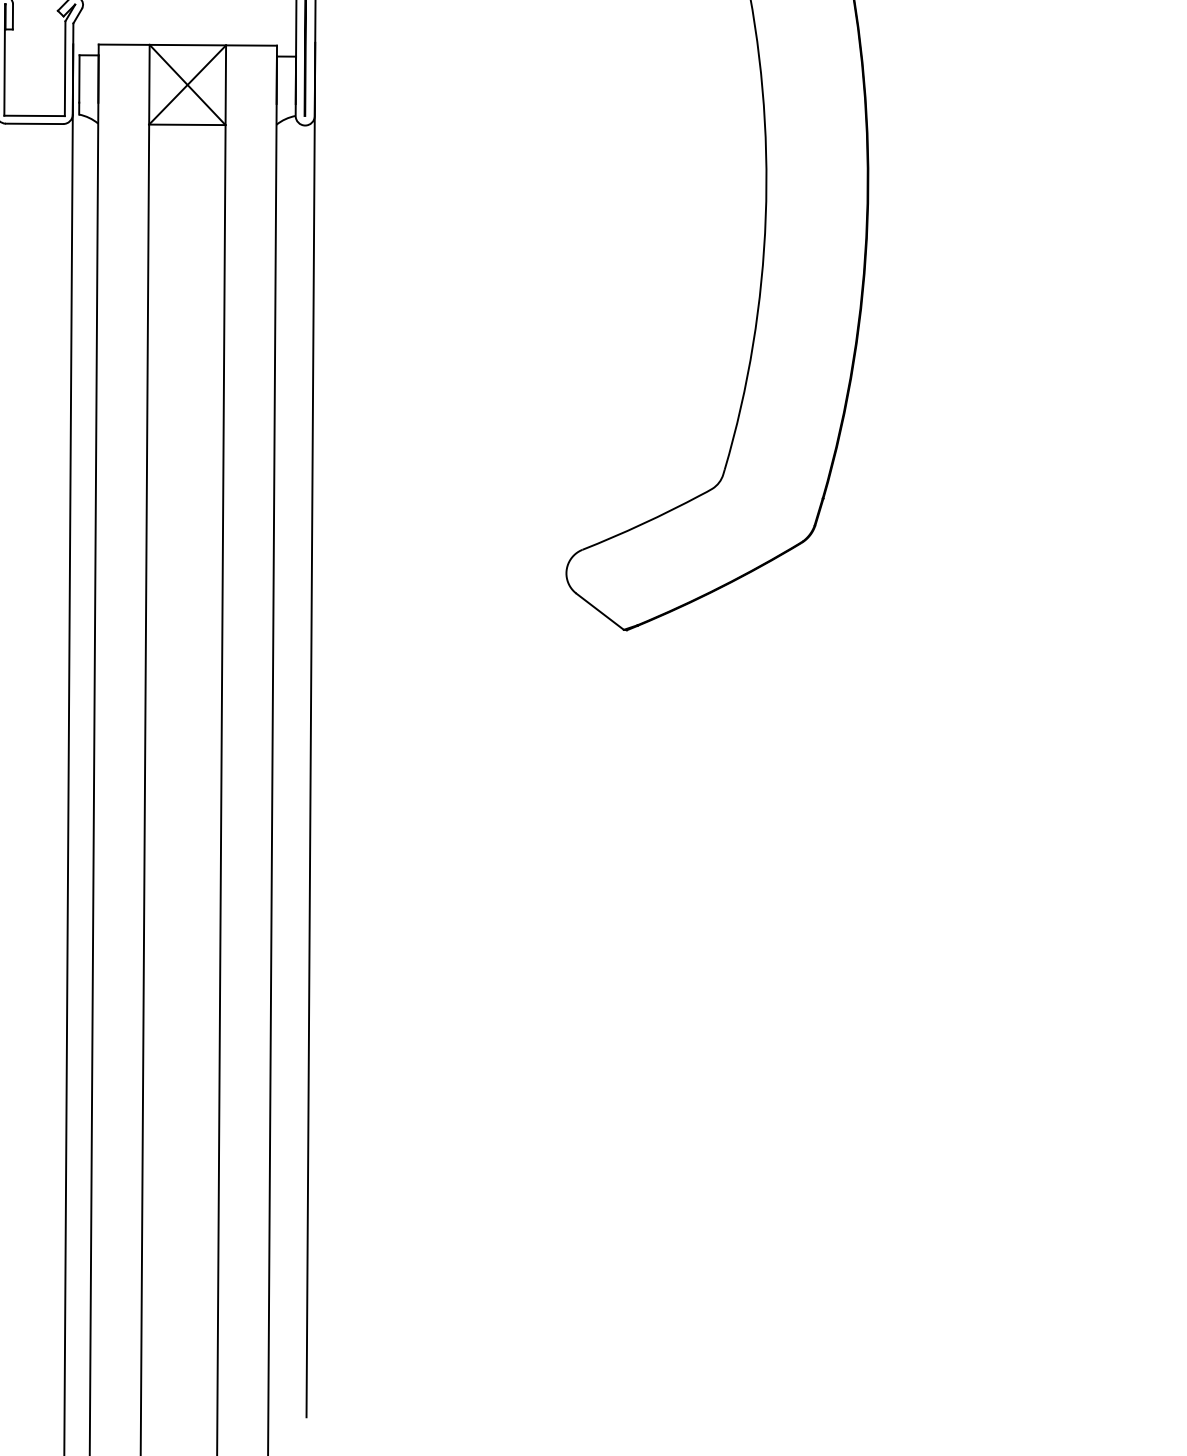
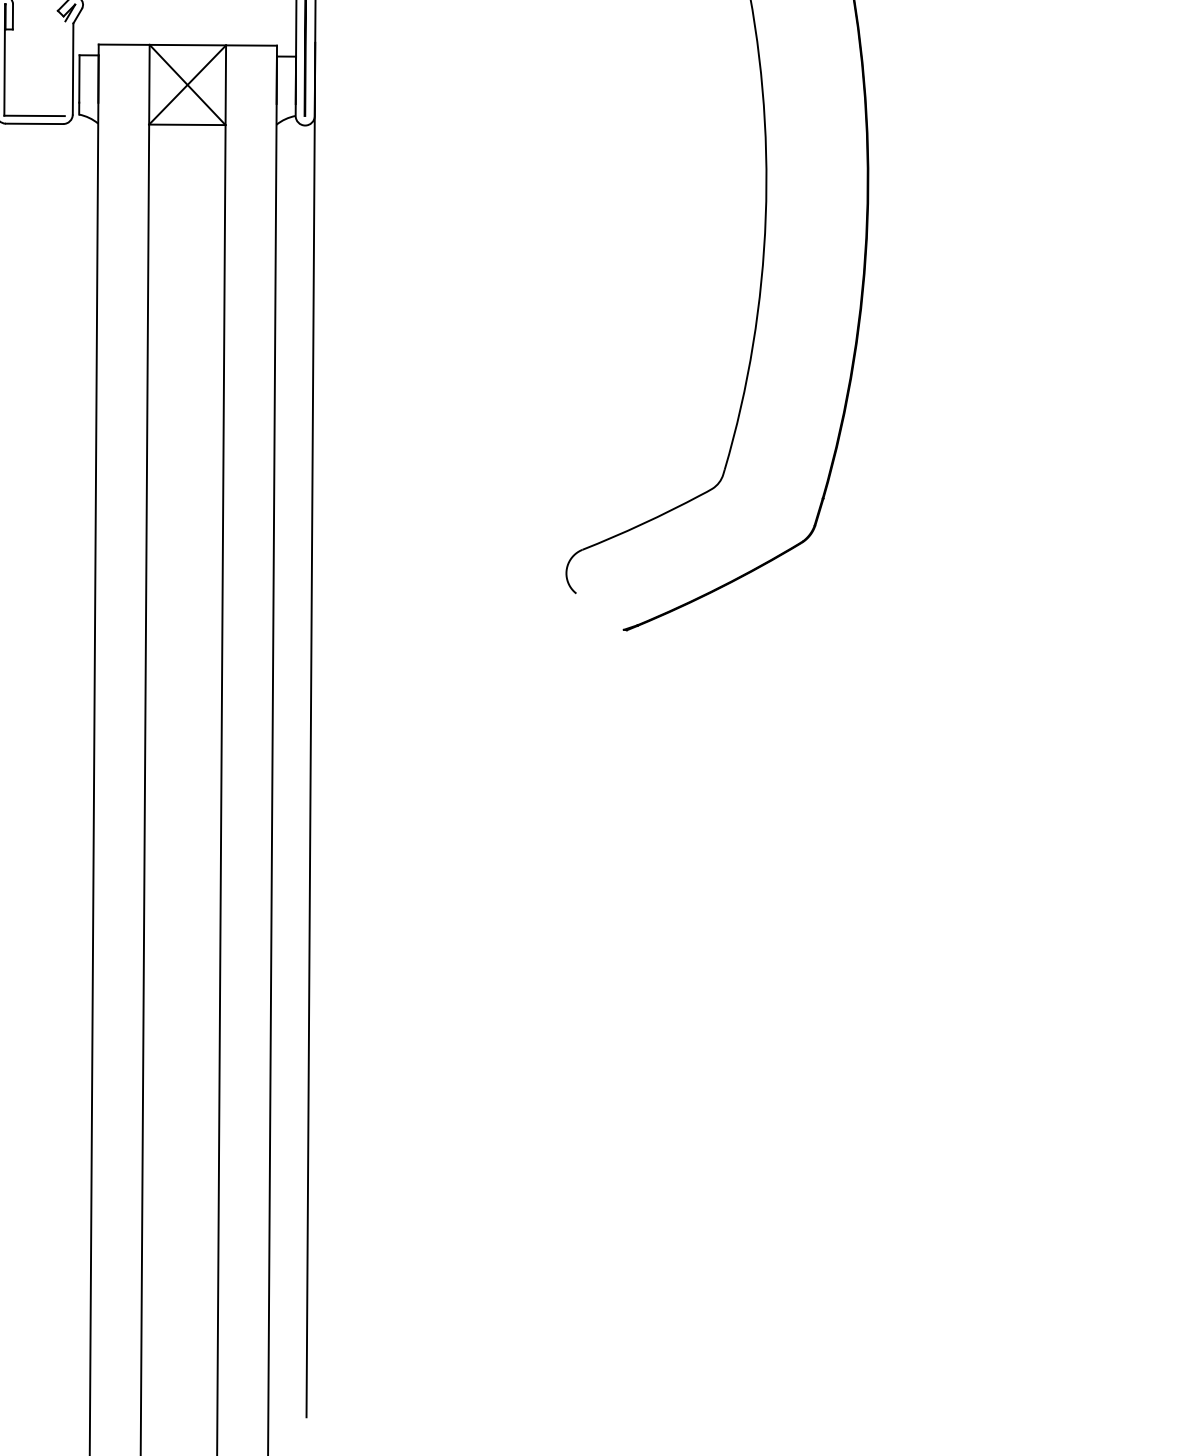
line: present -> none (64, 68)
line: present -> none (599, 611)
line: present -> none (68, 748)
